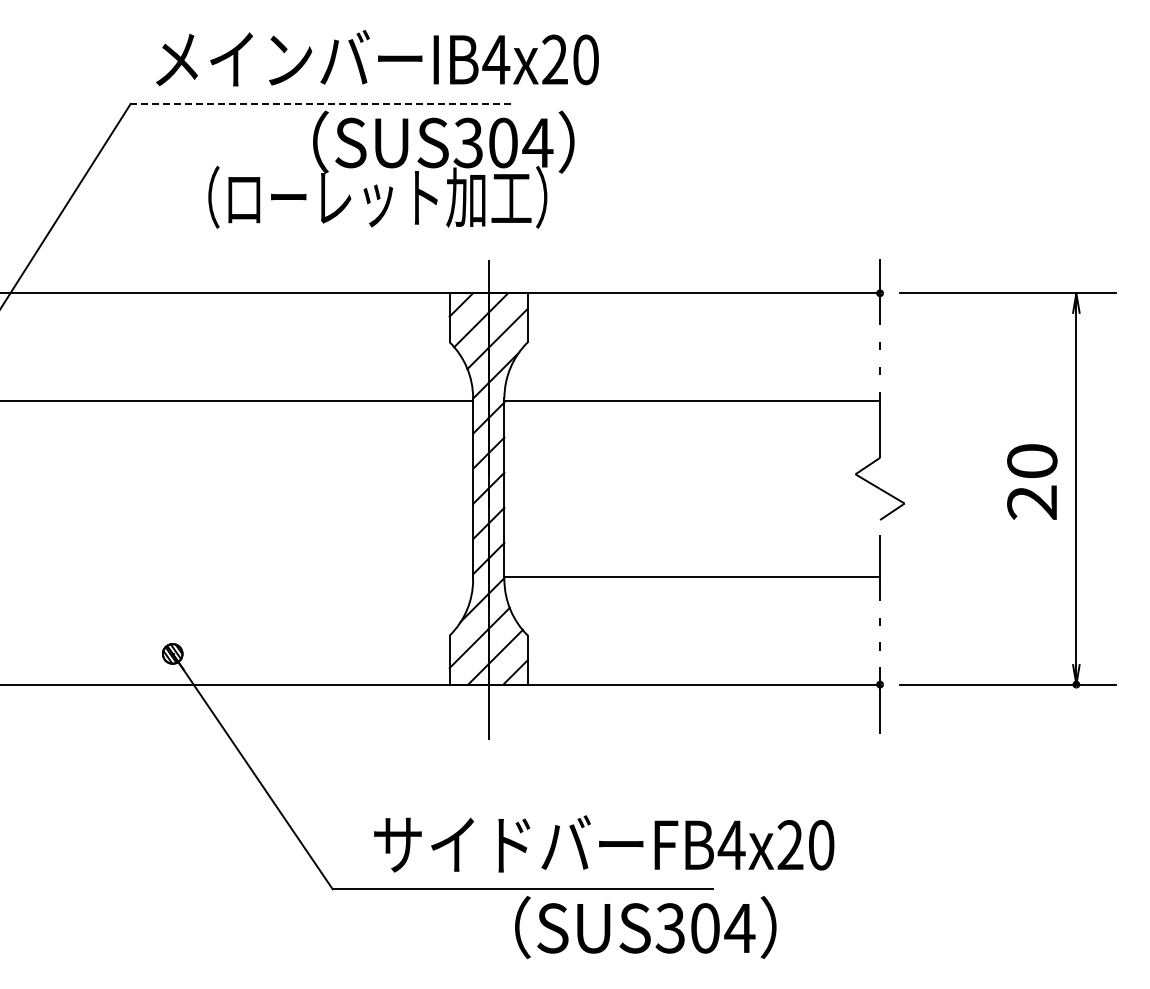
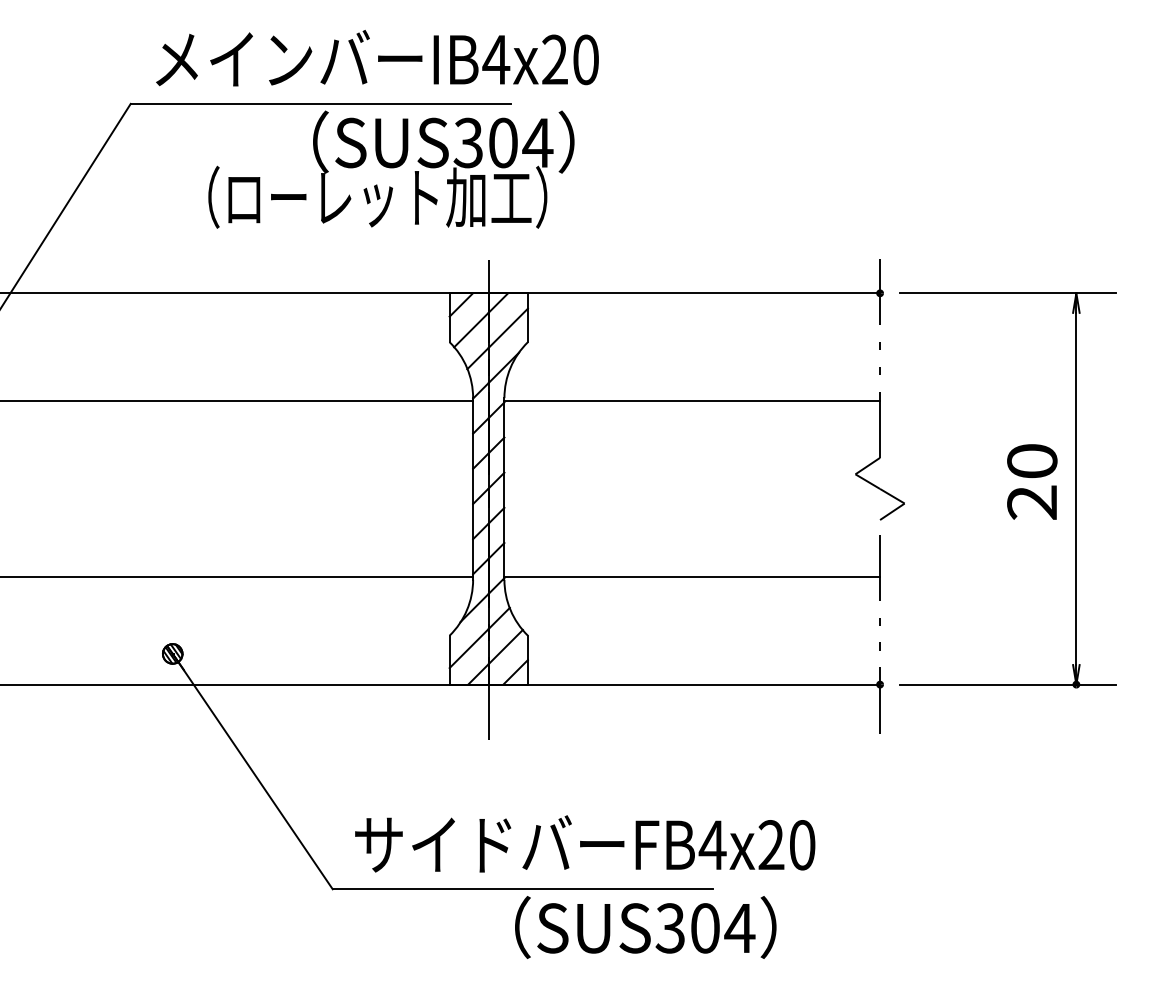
line: dashed -> solid (320, 103)
line: none -> present (237, 577)
text position: (604, 843) -> (585, 843) (585, 843)
